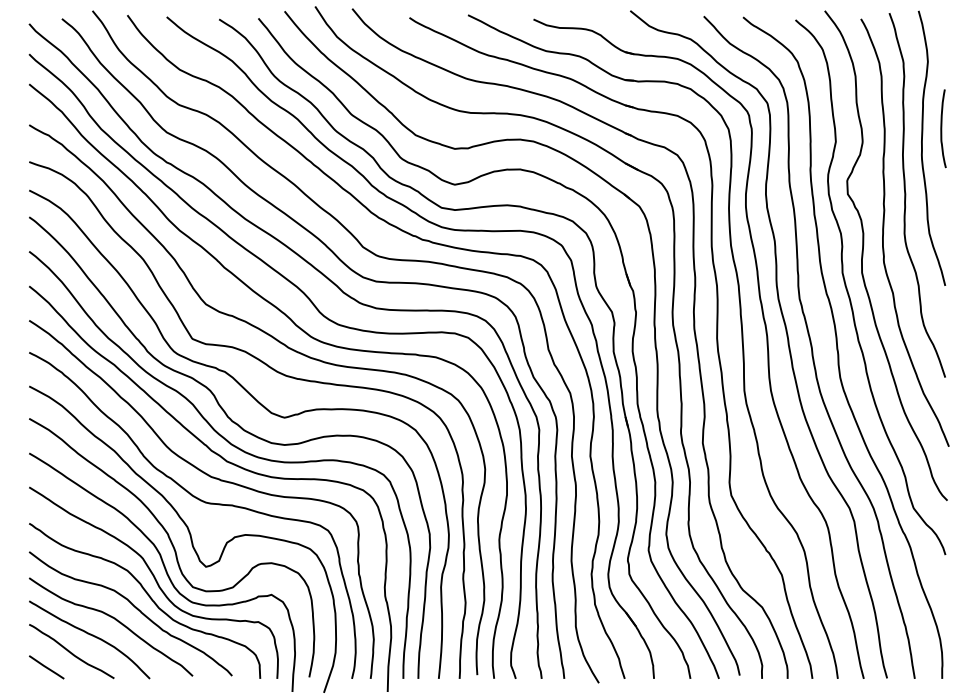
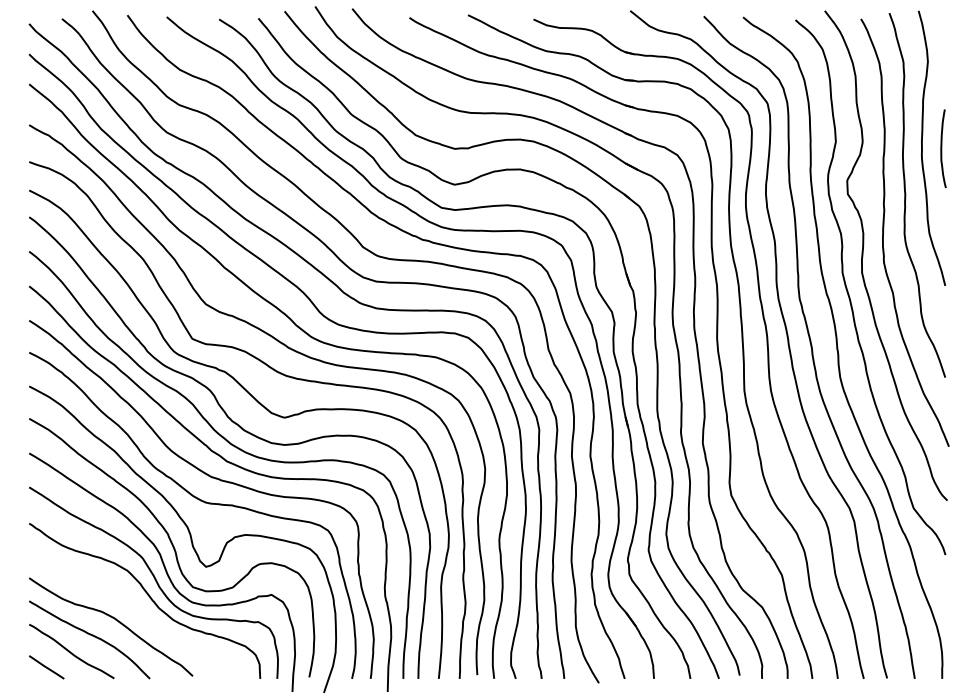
curve position: (942, 128) -> (942, 148) (942, 148)
curve: present -> none (135, 608)
